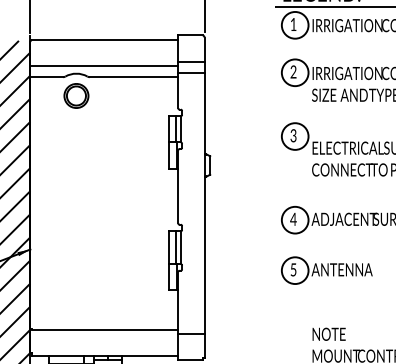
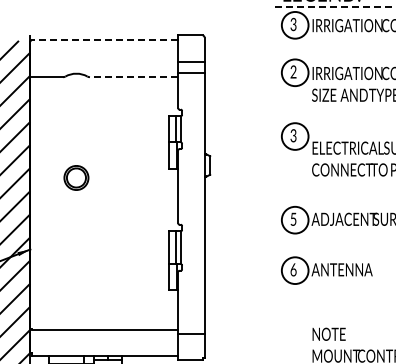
line: solid -> dashed (335, 6)
line: present -> none (30, 17)
line: present -> none (204, 17)
text: 1 -> 3 (293, 24)
line: solid -> dashed (104, 39)
line: present -> none (104, 66)
line: solid -> dashed (133, 77)
part position: (76, 95) -> (76, 177) (76, 177)
text: 4 -> 5 (293, 218)
text: 5 -> 6 (293, 269)
